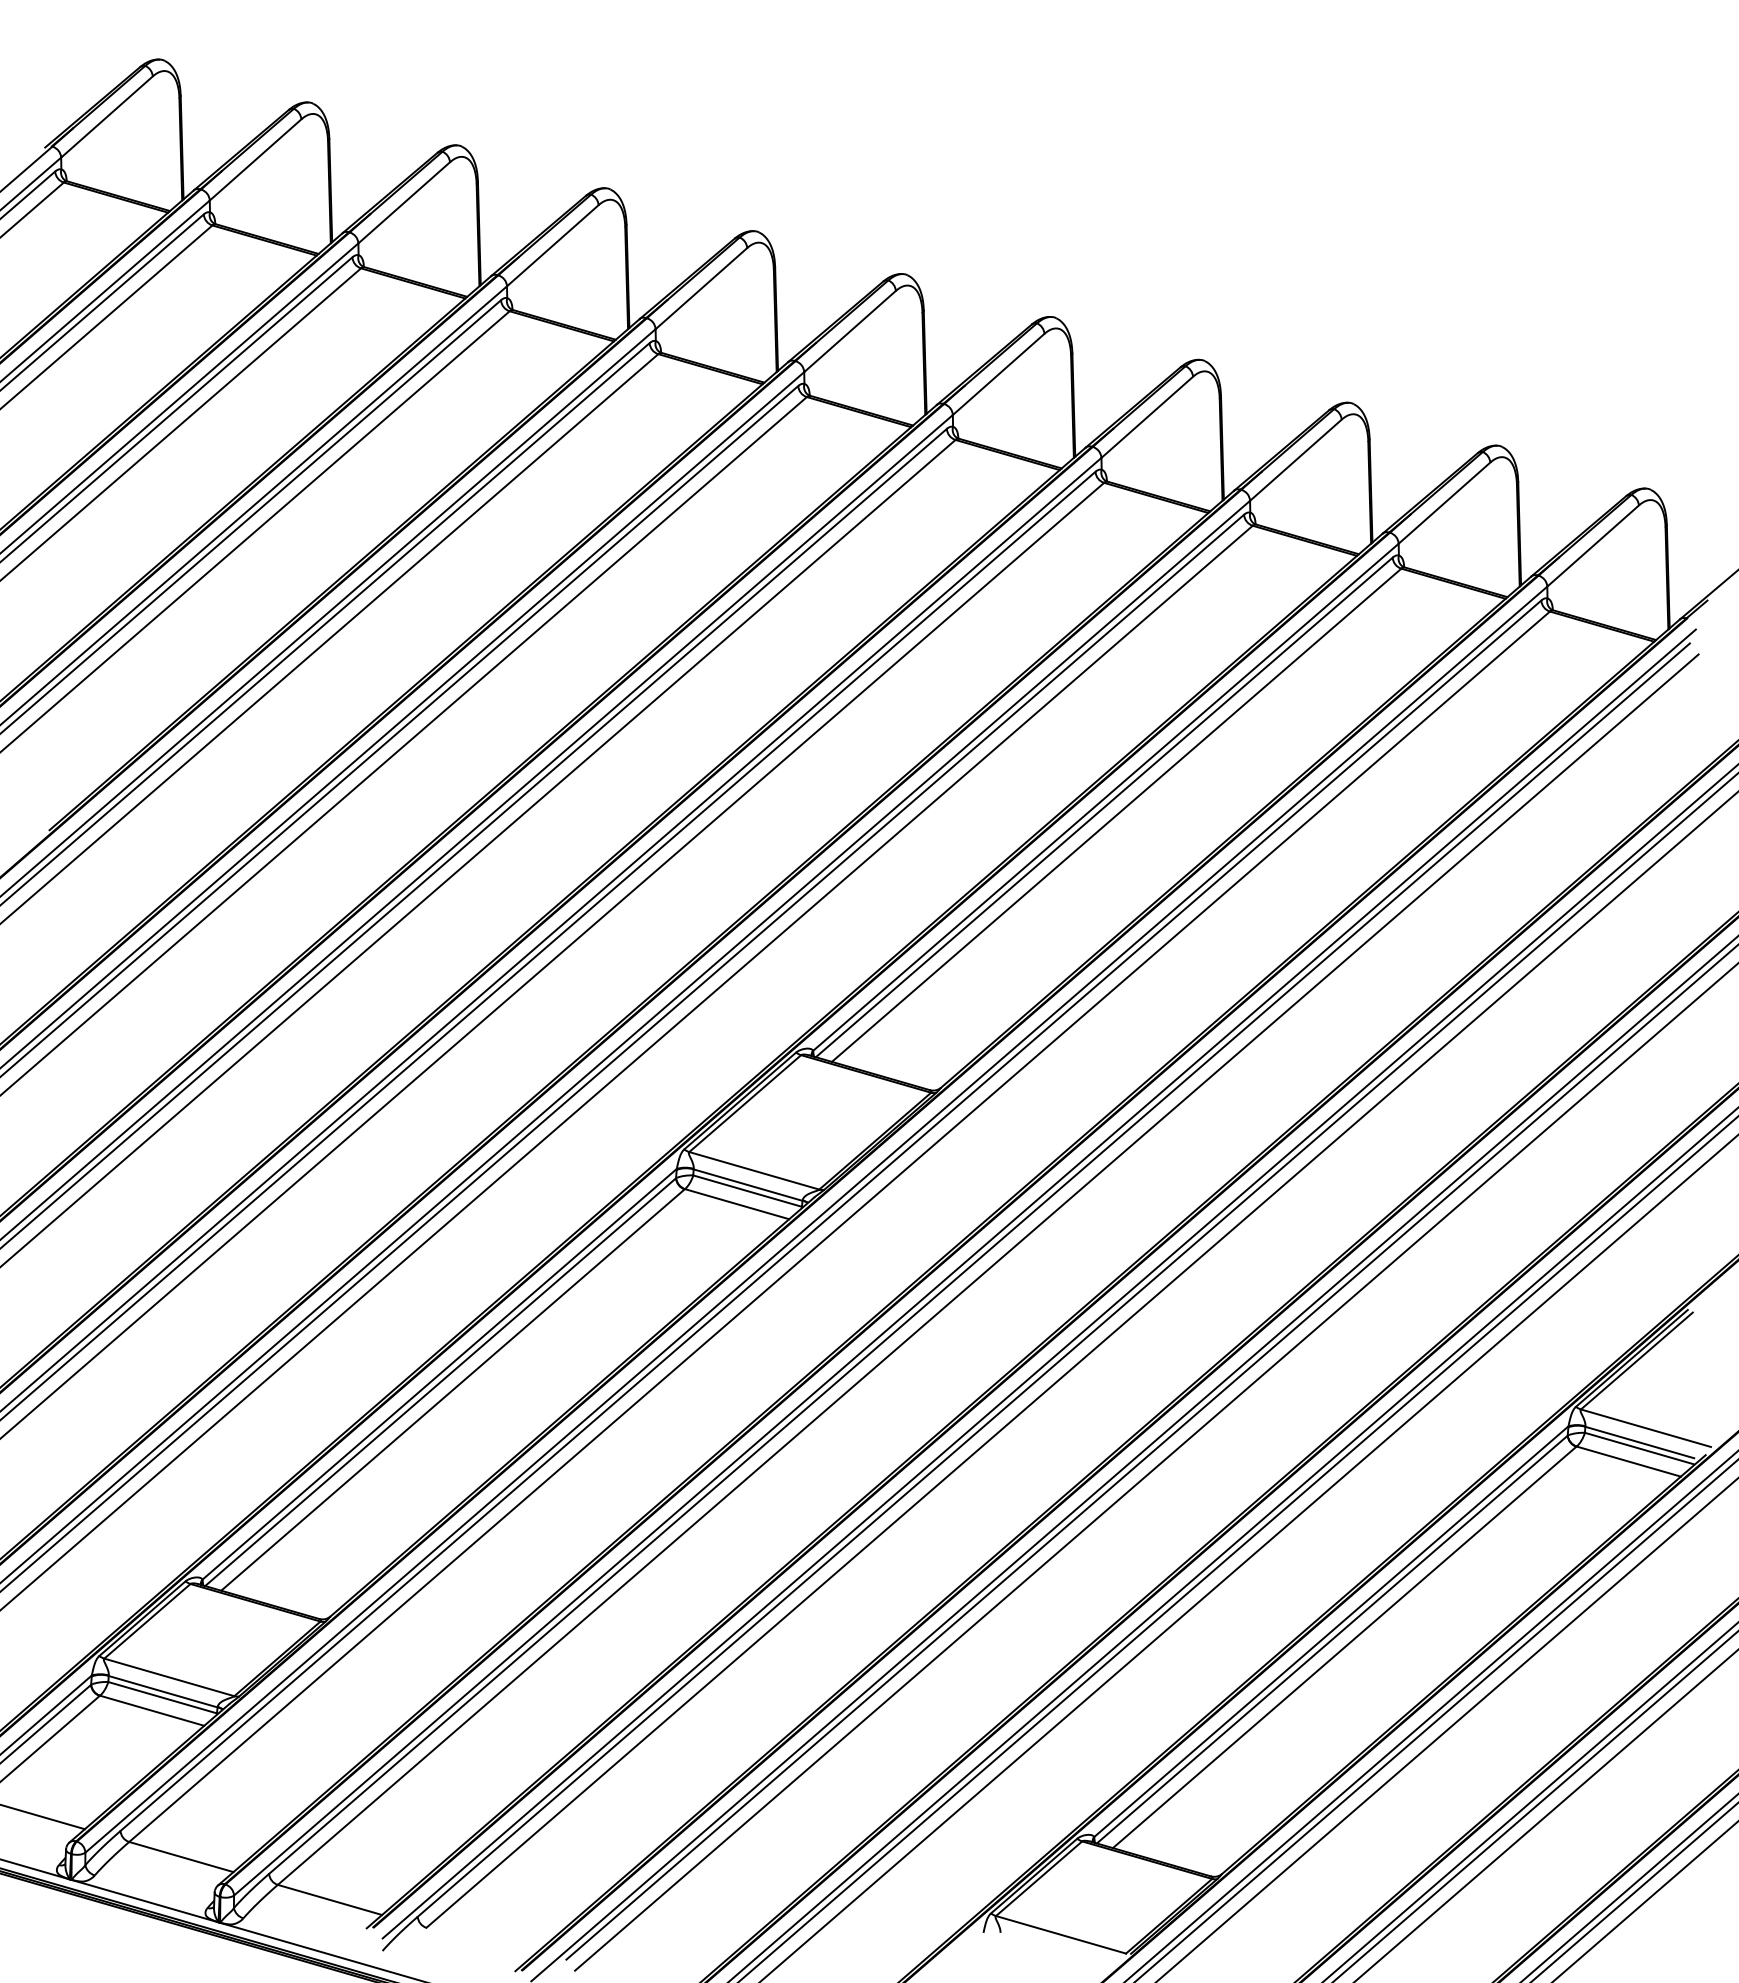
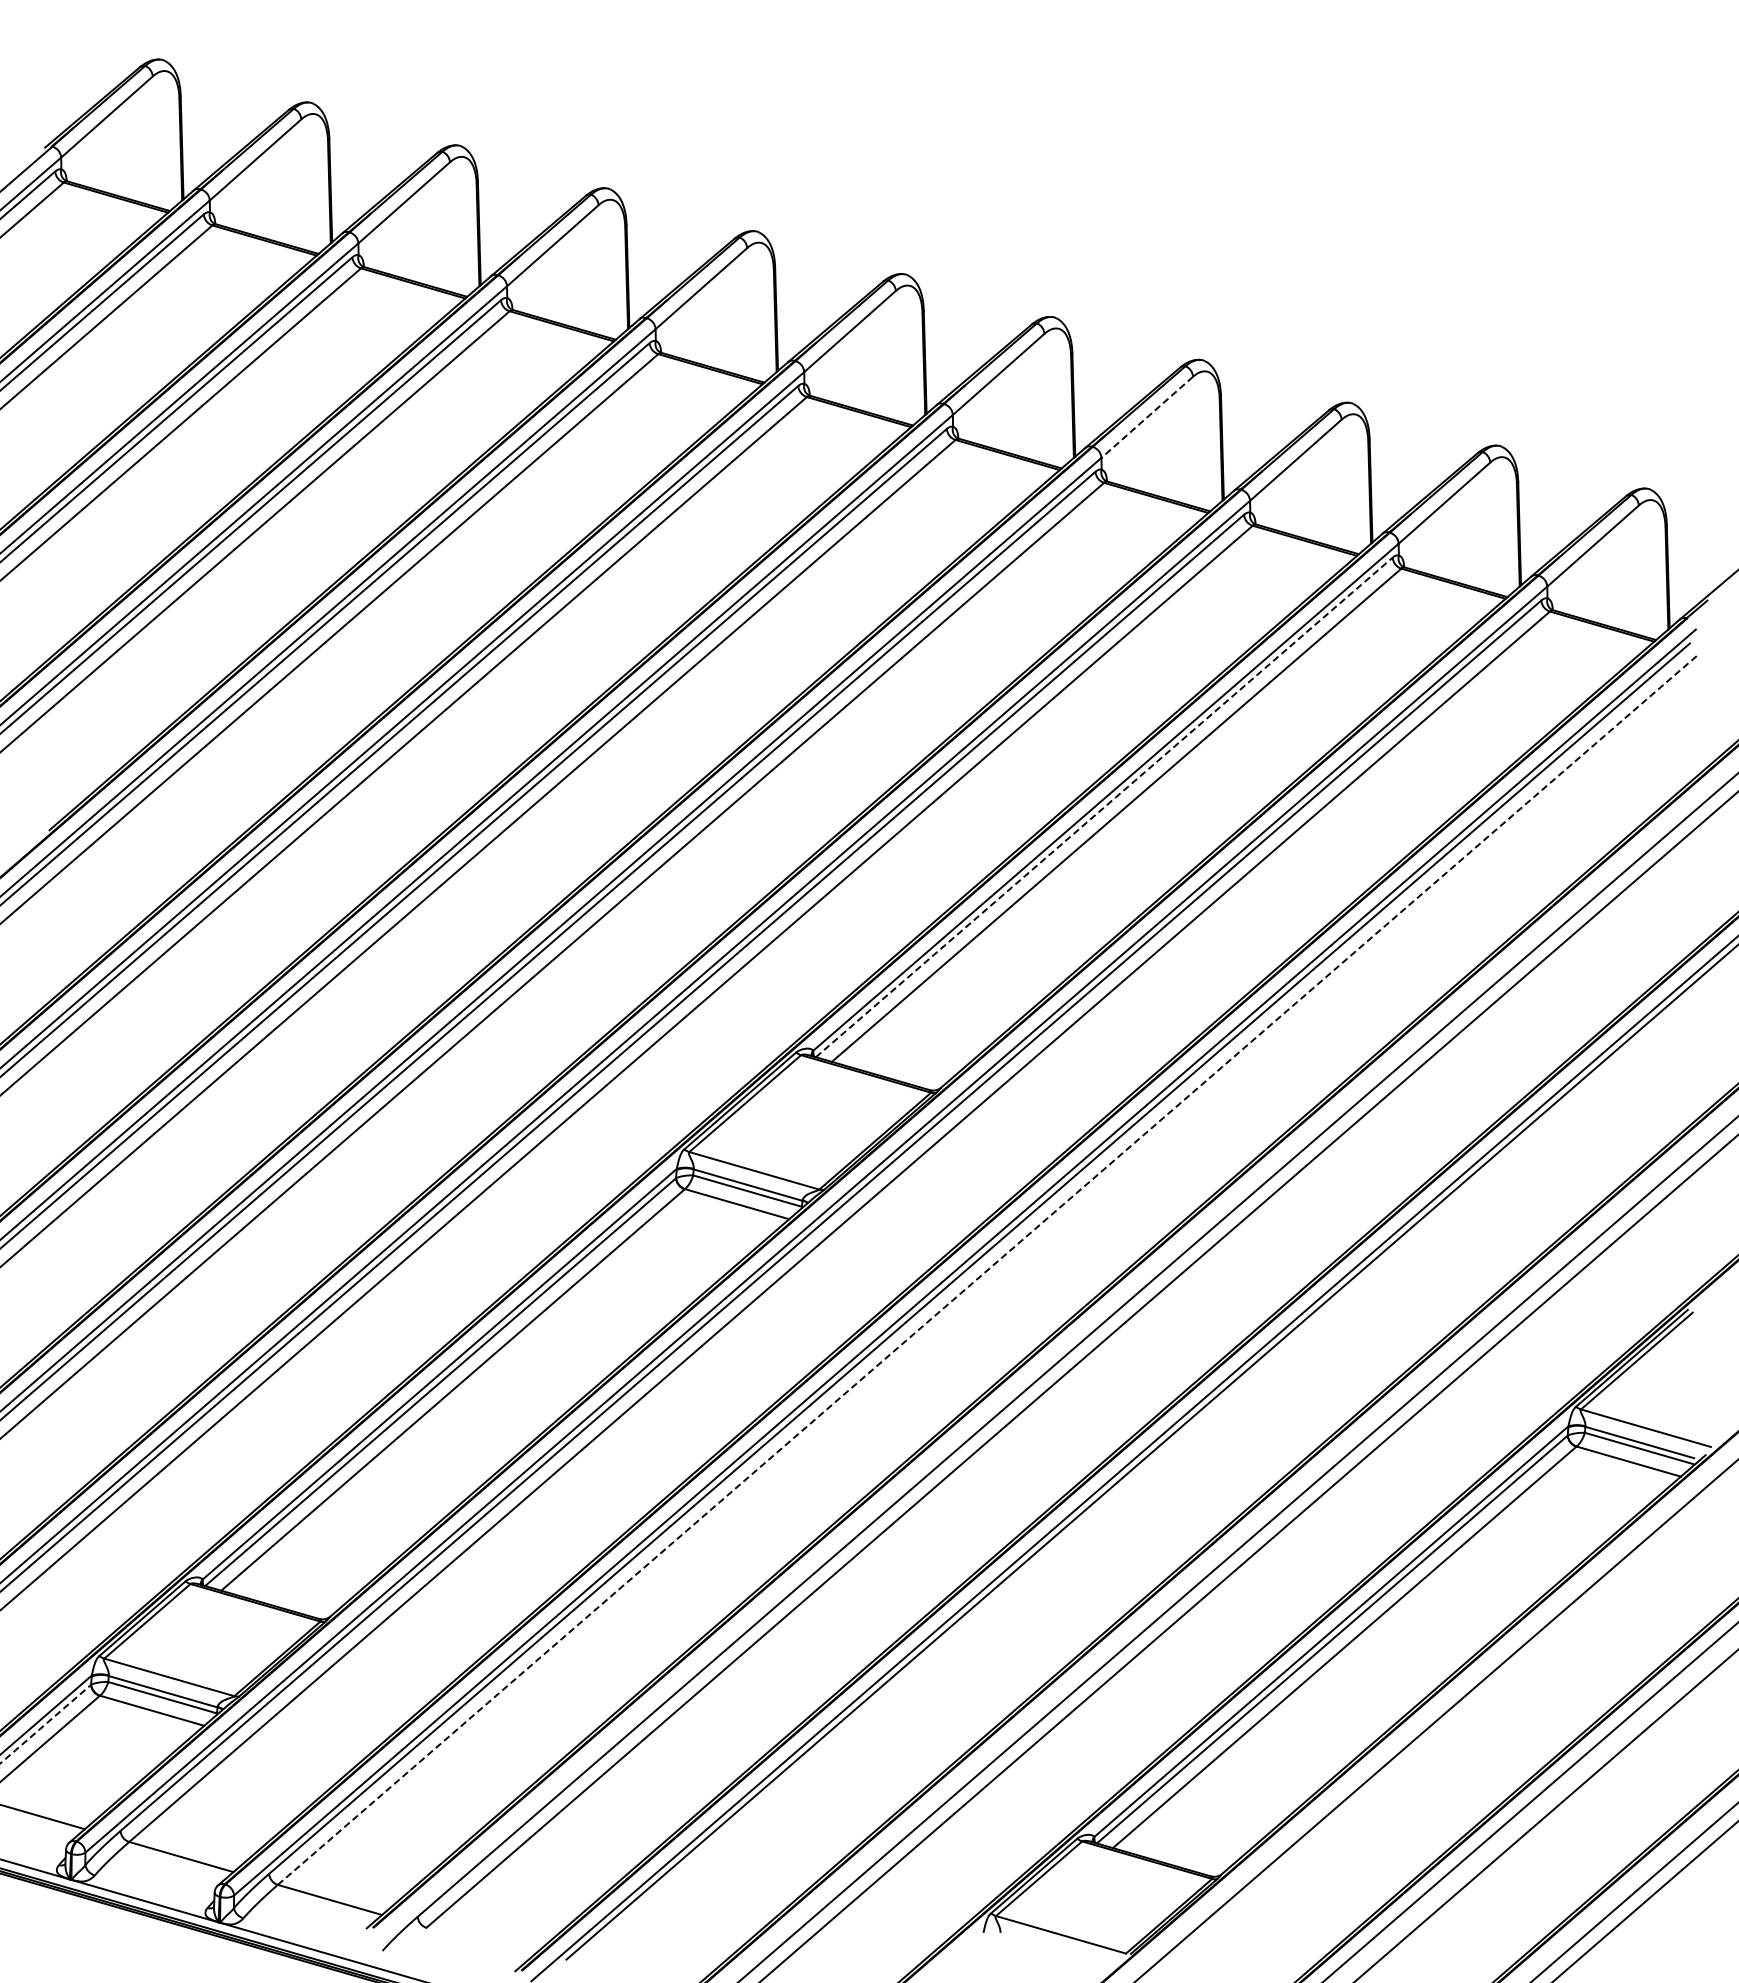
line: solid -> dashed (1146, 417)
line: solid -> dashed (1104, 807)
line: solid -> dashed (988, 1269)
line: present -> none (1058, 1352)
line: present -> none (1155, 1467)
line: present -> none (1233, 1544)
line: present -> none (1431, 1716)
line: solid -> dashed (45, 1724)
line: present -> none (1447, 1729)
line: present -> none (1535, 1806)
line: present -> none (1629, 1887)
